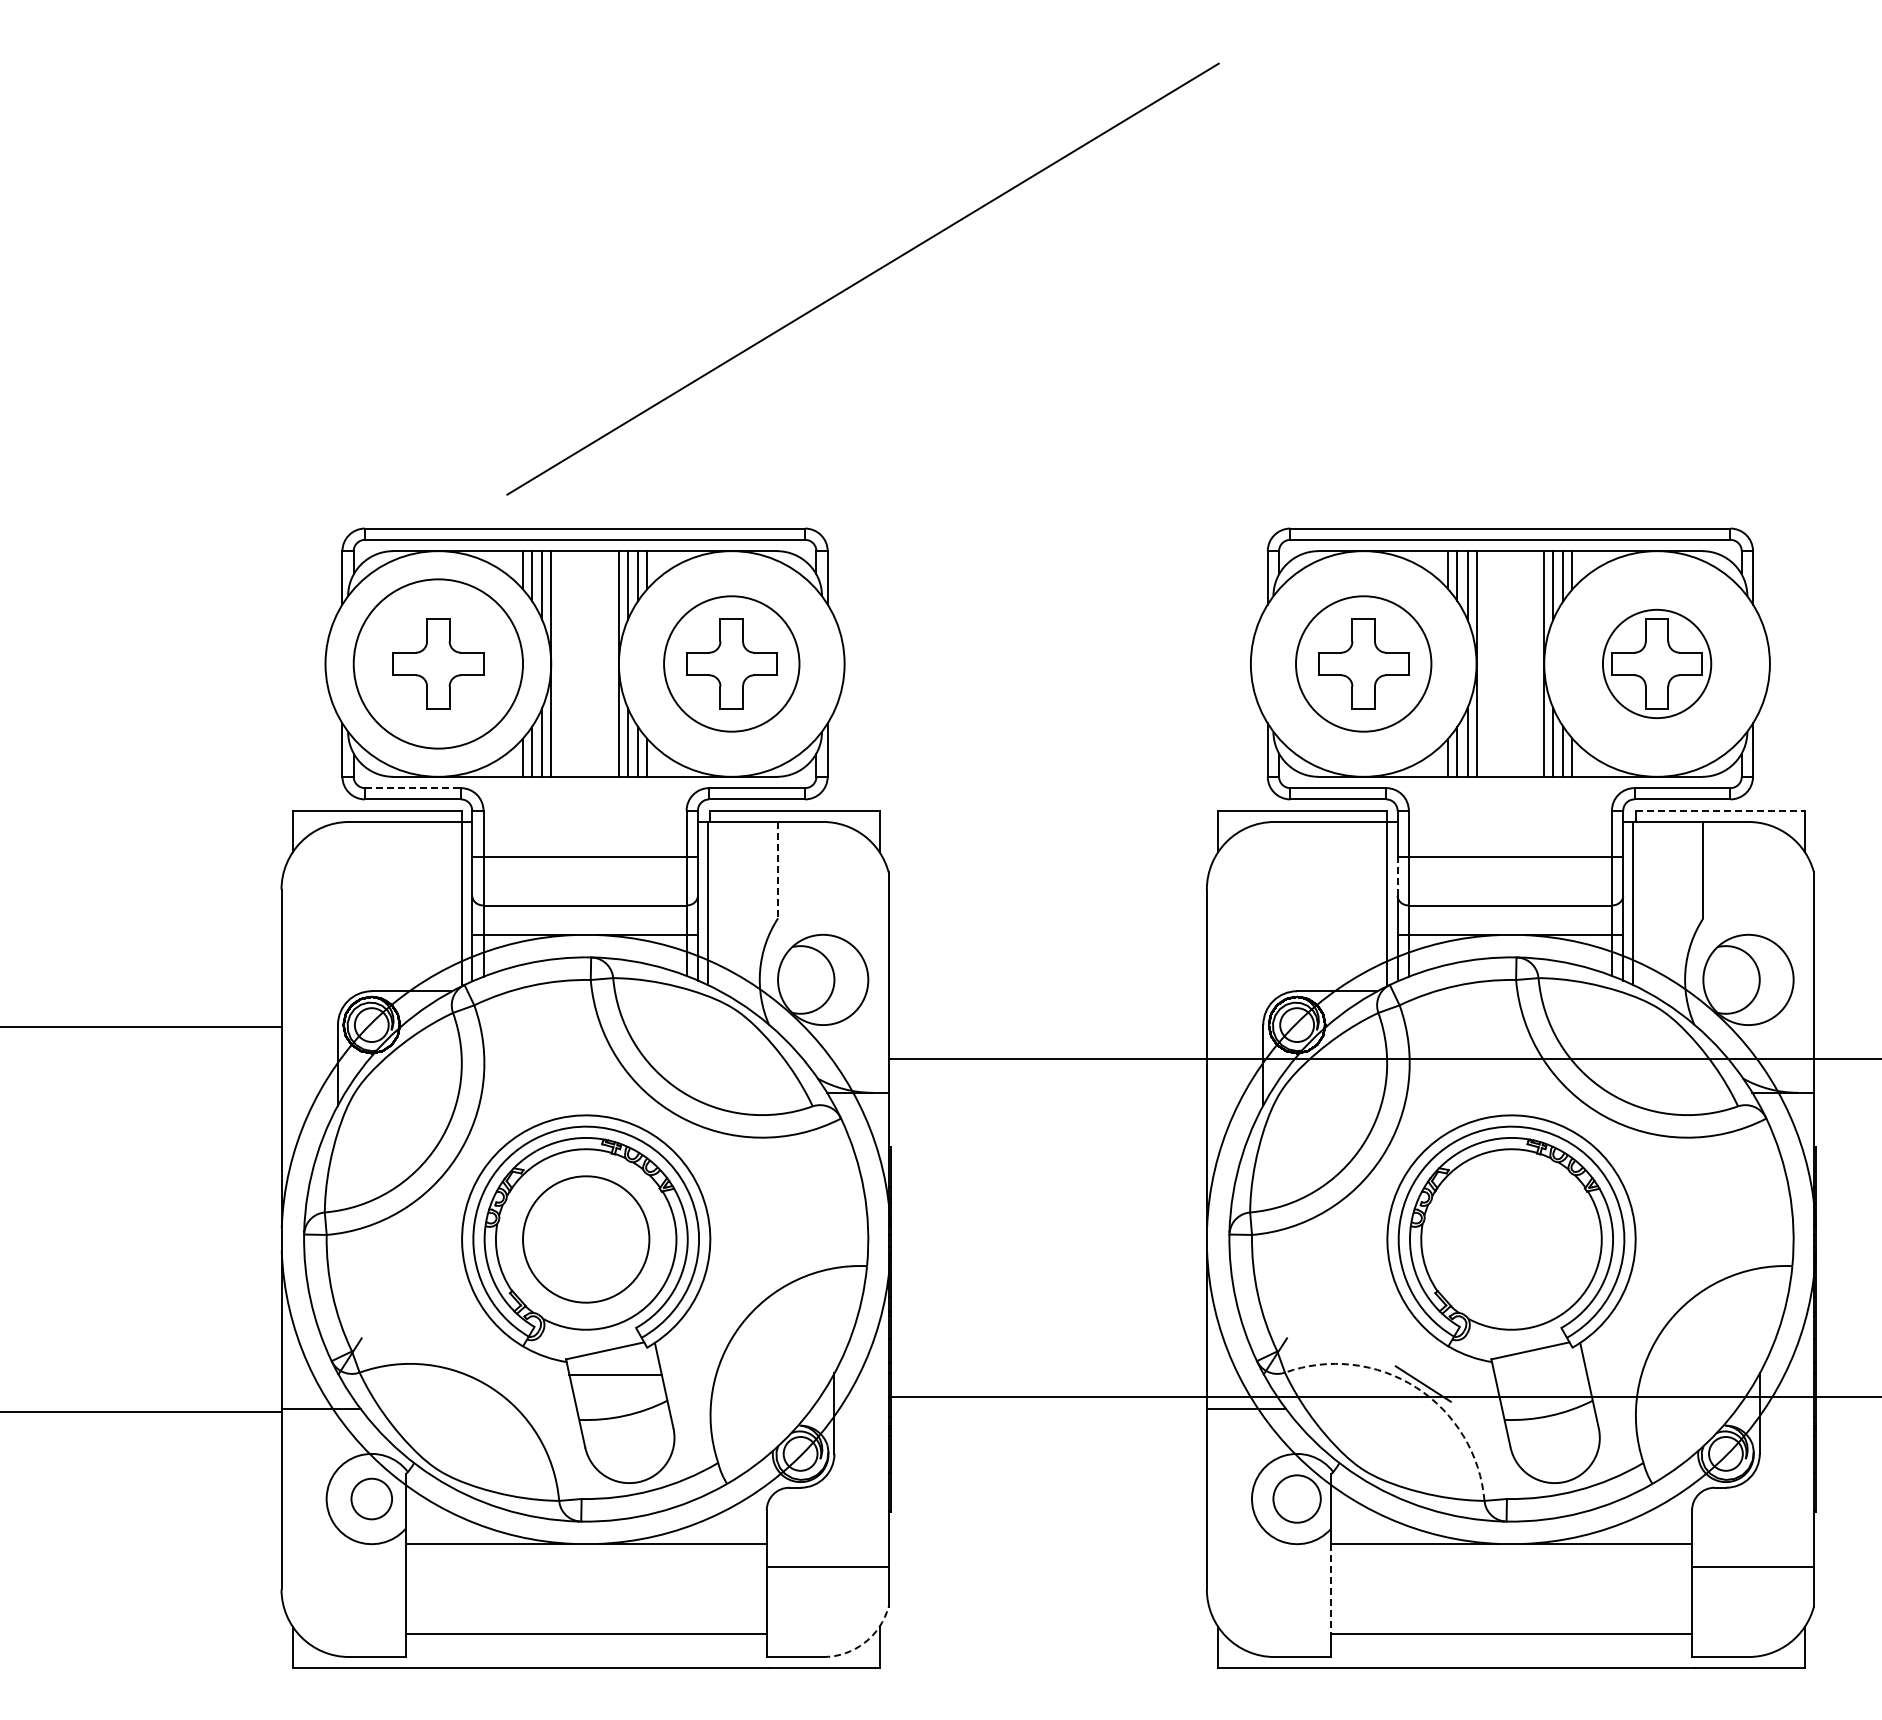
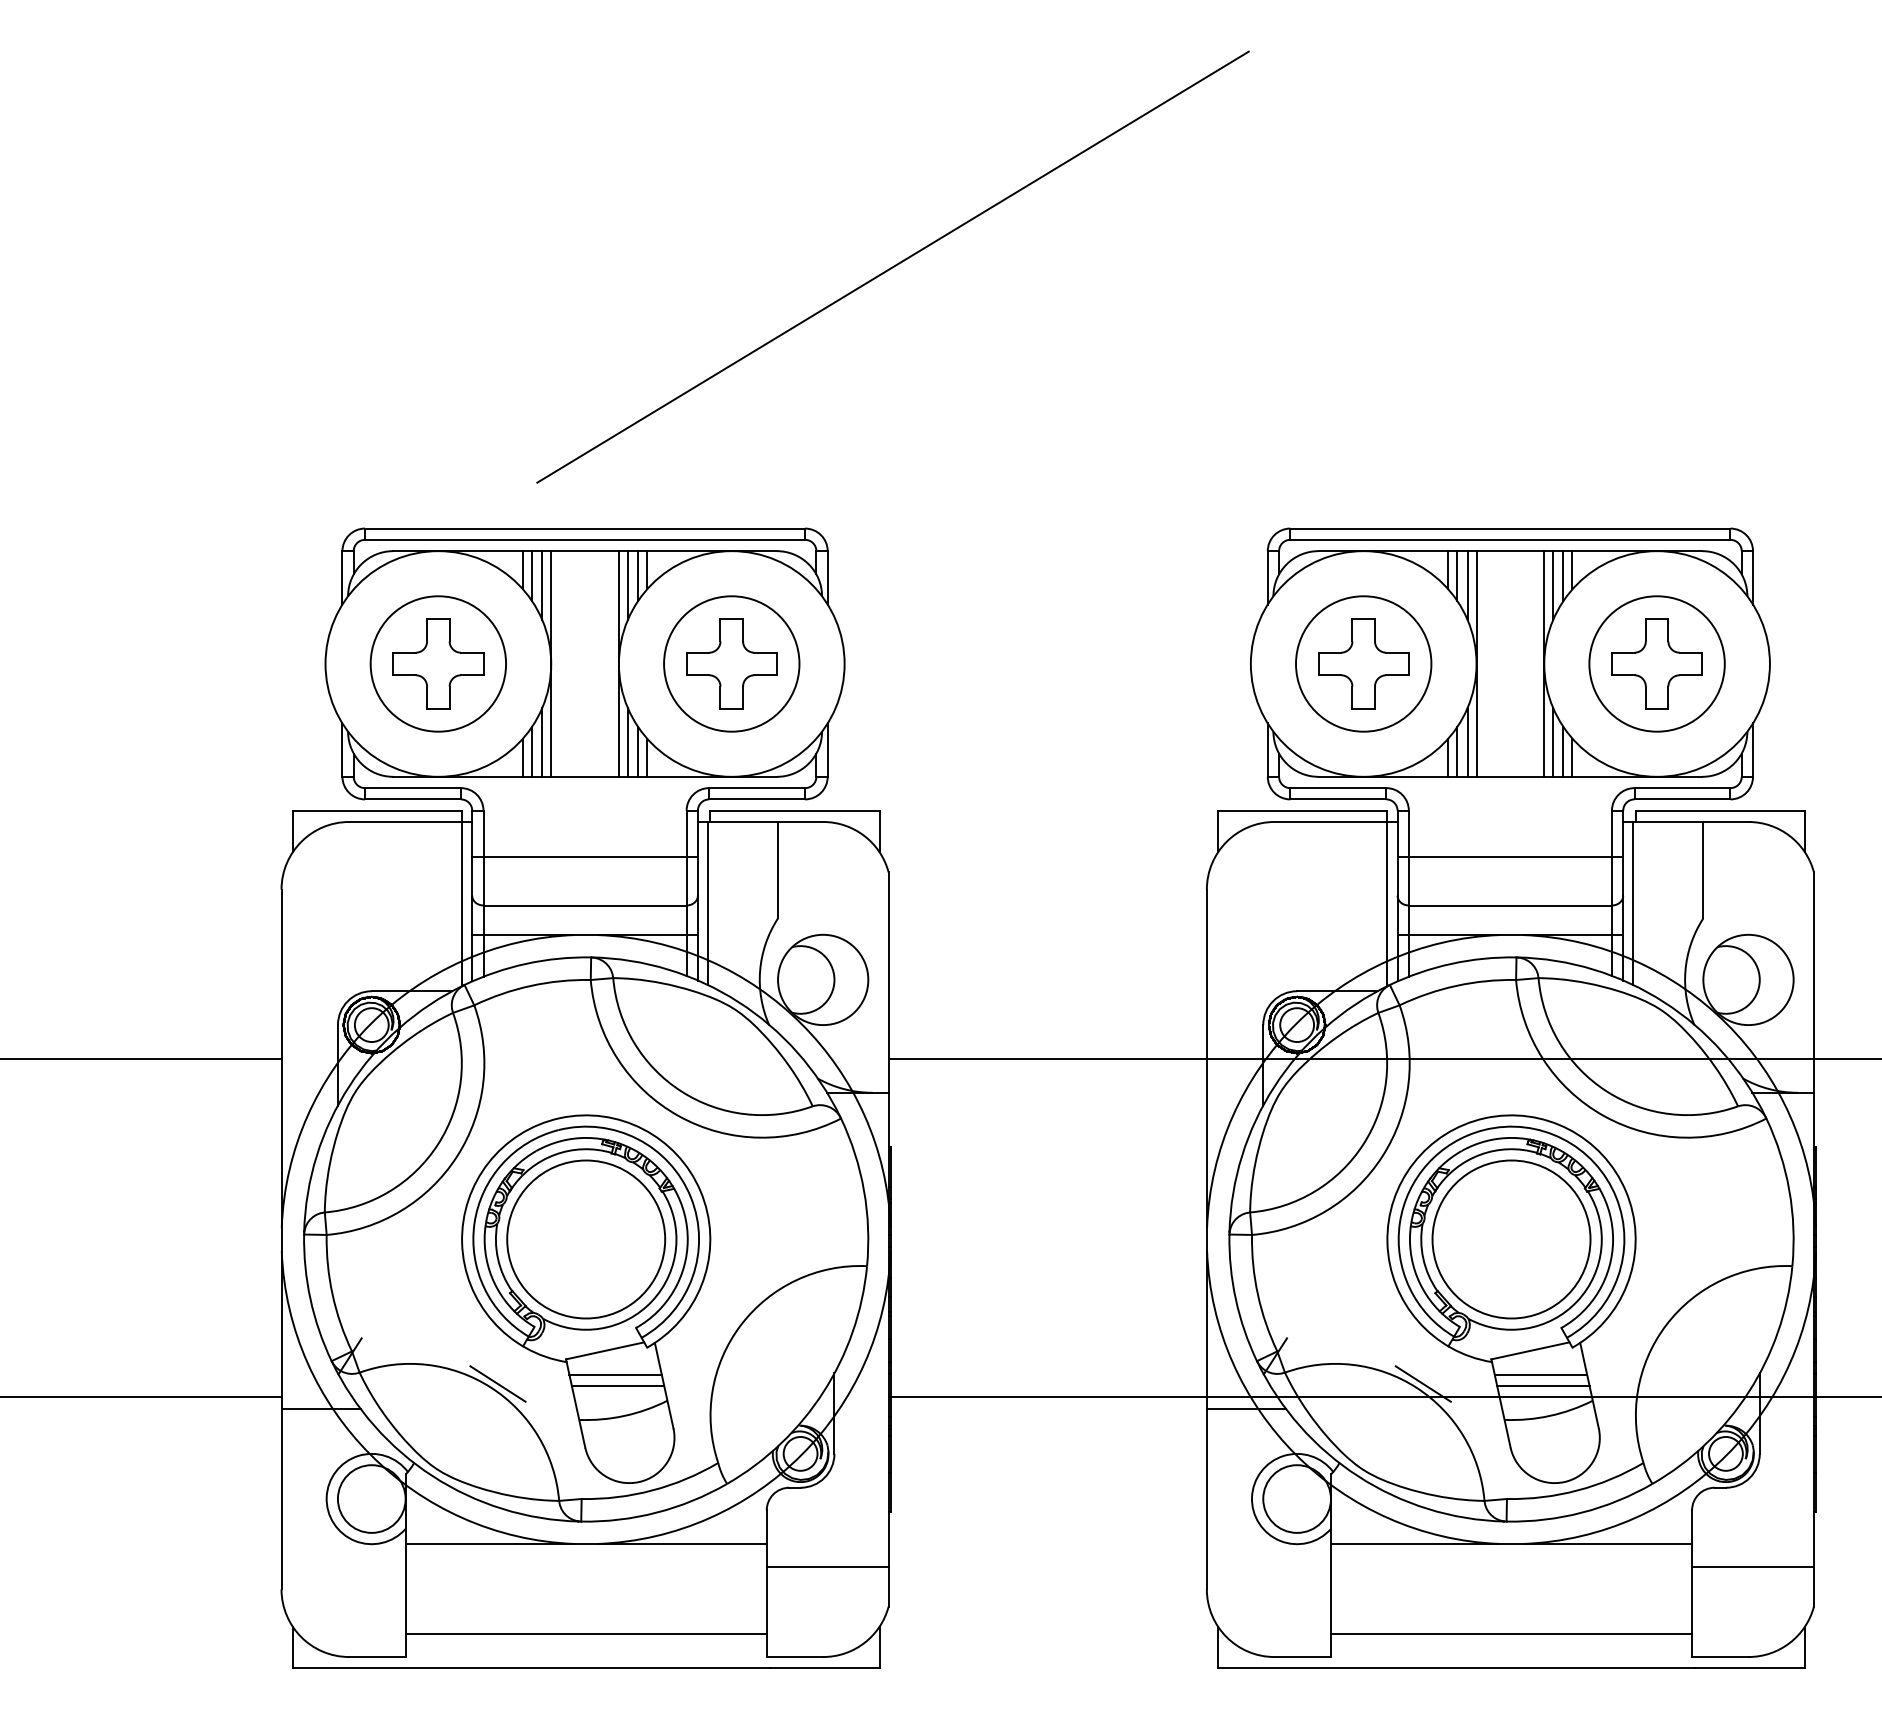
line position: (862, 278) -> (892, 266) (892, 266)
circle diameter: 169 px -> 135 px (438, 663)
circle diameter: 108 px -> 135 px (1656, 663)
line: dashed -> solid (412, 788)
line: dashed -> solid (1720, 810)
line: dashed -> solid (778, 870)
line: dashed -> solid (1397, 876)
line position: (141, 1026) -> (141, 1058) (141, 1058)
circle diameter: 126 px -> 158 px (586, 1239)
circle: none -> present (1511, 1239)
line: none -> present (1540, 1374)
line: none -> present (497, 1383)
line: none -> present (617, 1386)
line: none -> present (1543, 1386)
arc: dashed -> solid (1416, 1387)
line position: (141, 1412) -> (141, 1397) (141, 1397)
circle diameter: 41 px -> 68 px (371, 1498)
circle diameter: 47 px -> 68 px (1296, 1498)
line: dashed -> solid (1330, 1589)
arc: dashed -> solid (864, 1642)
